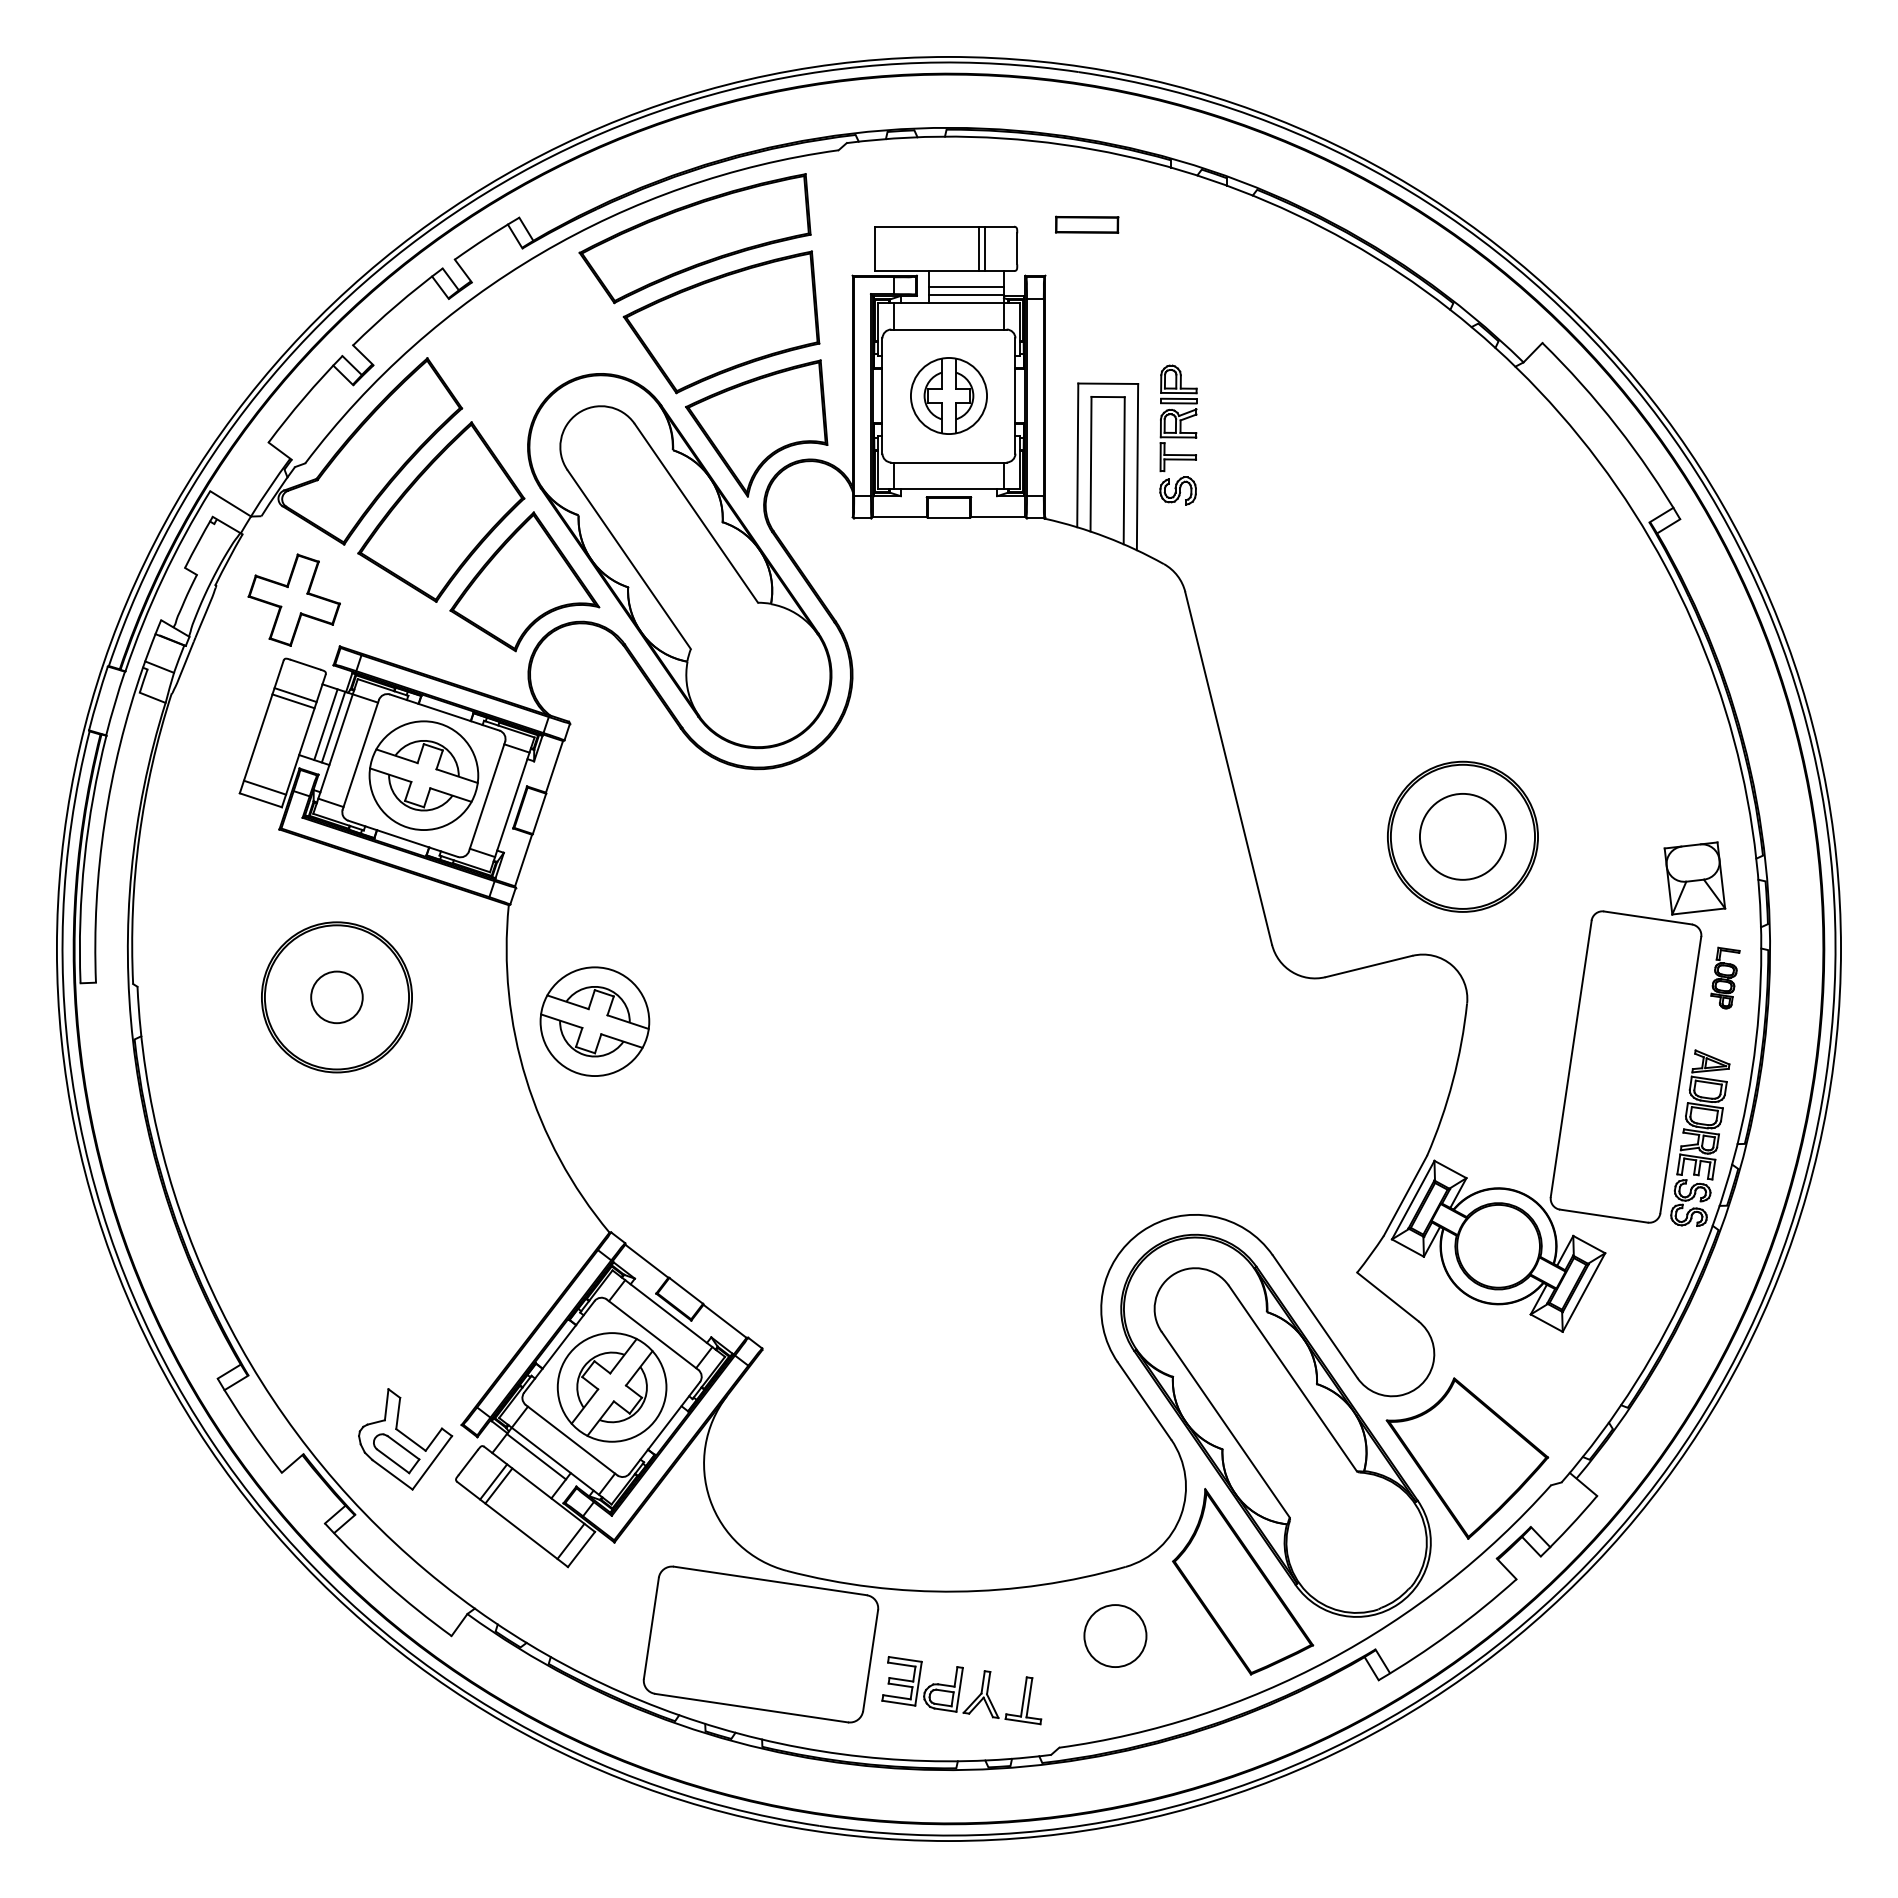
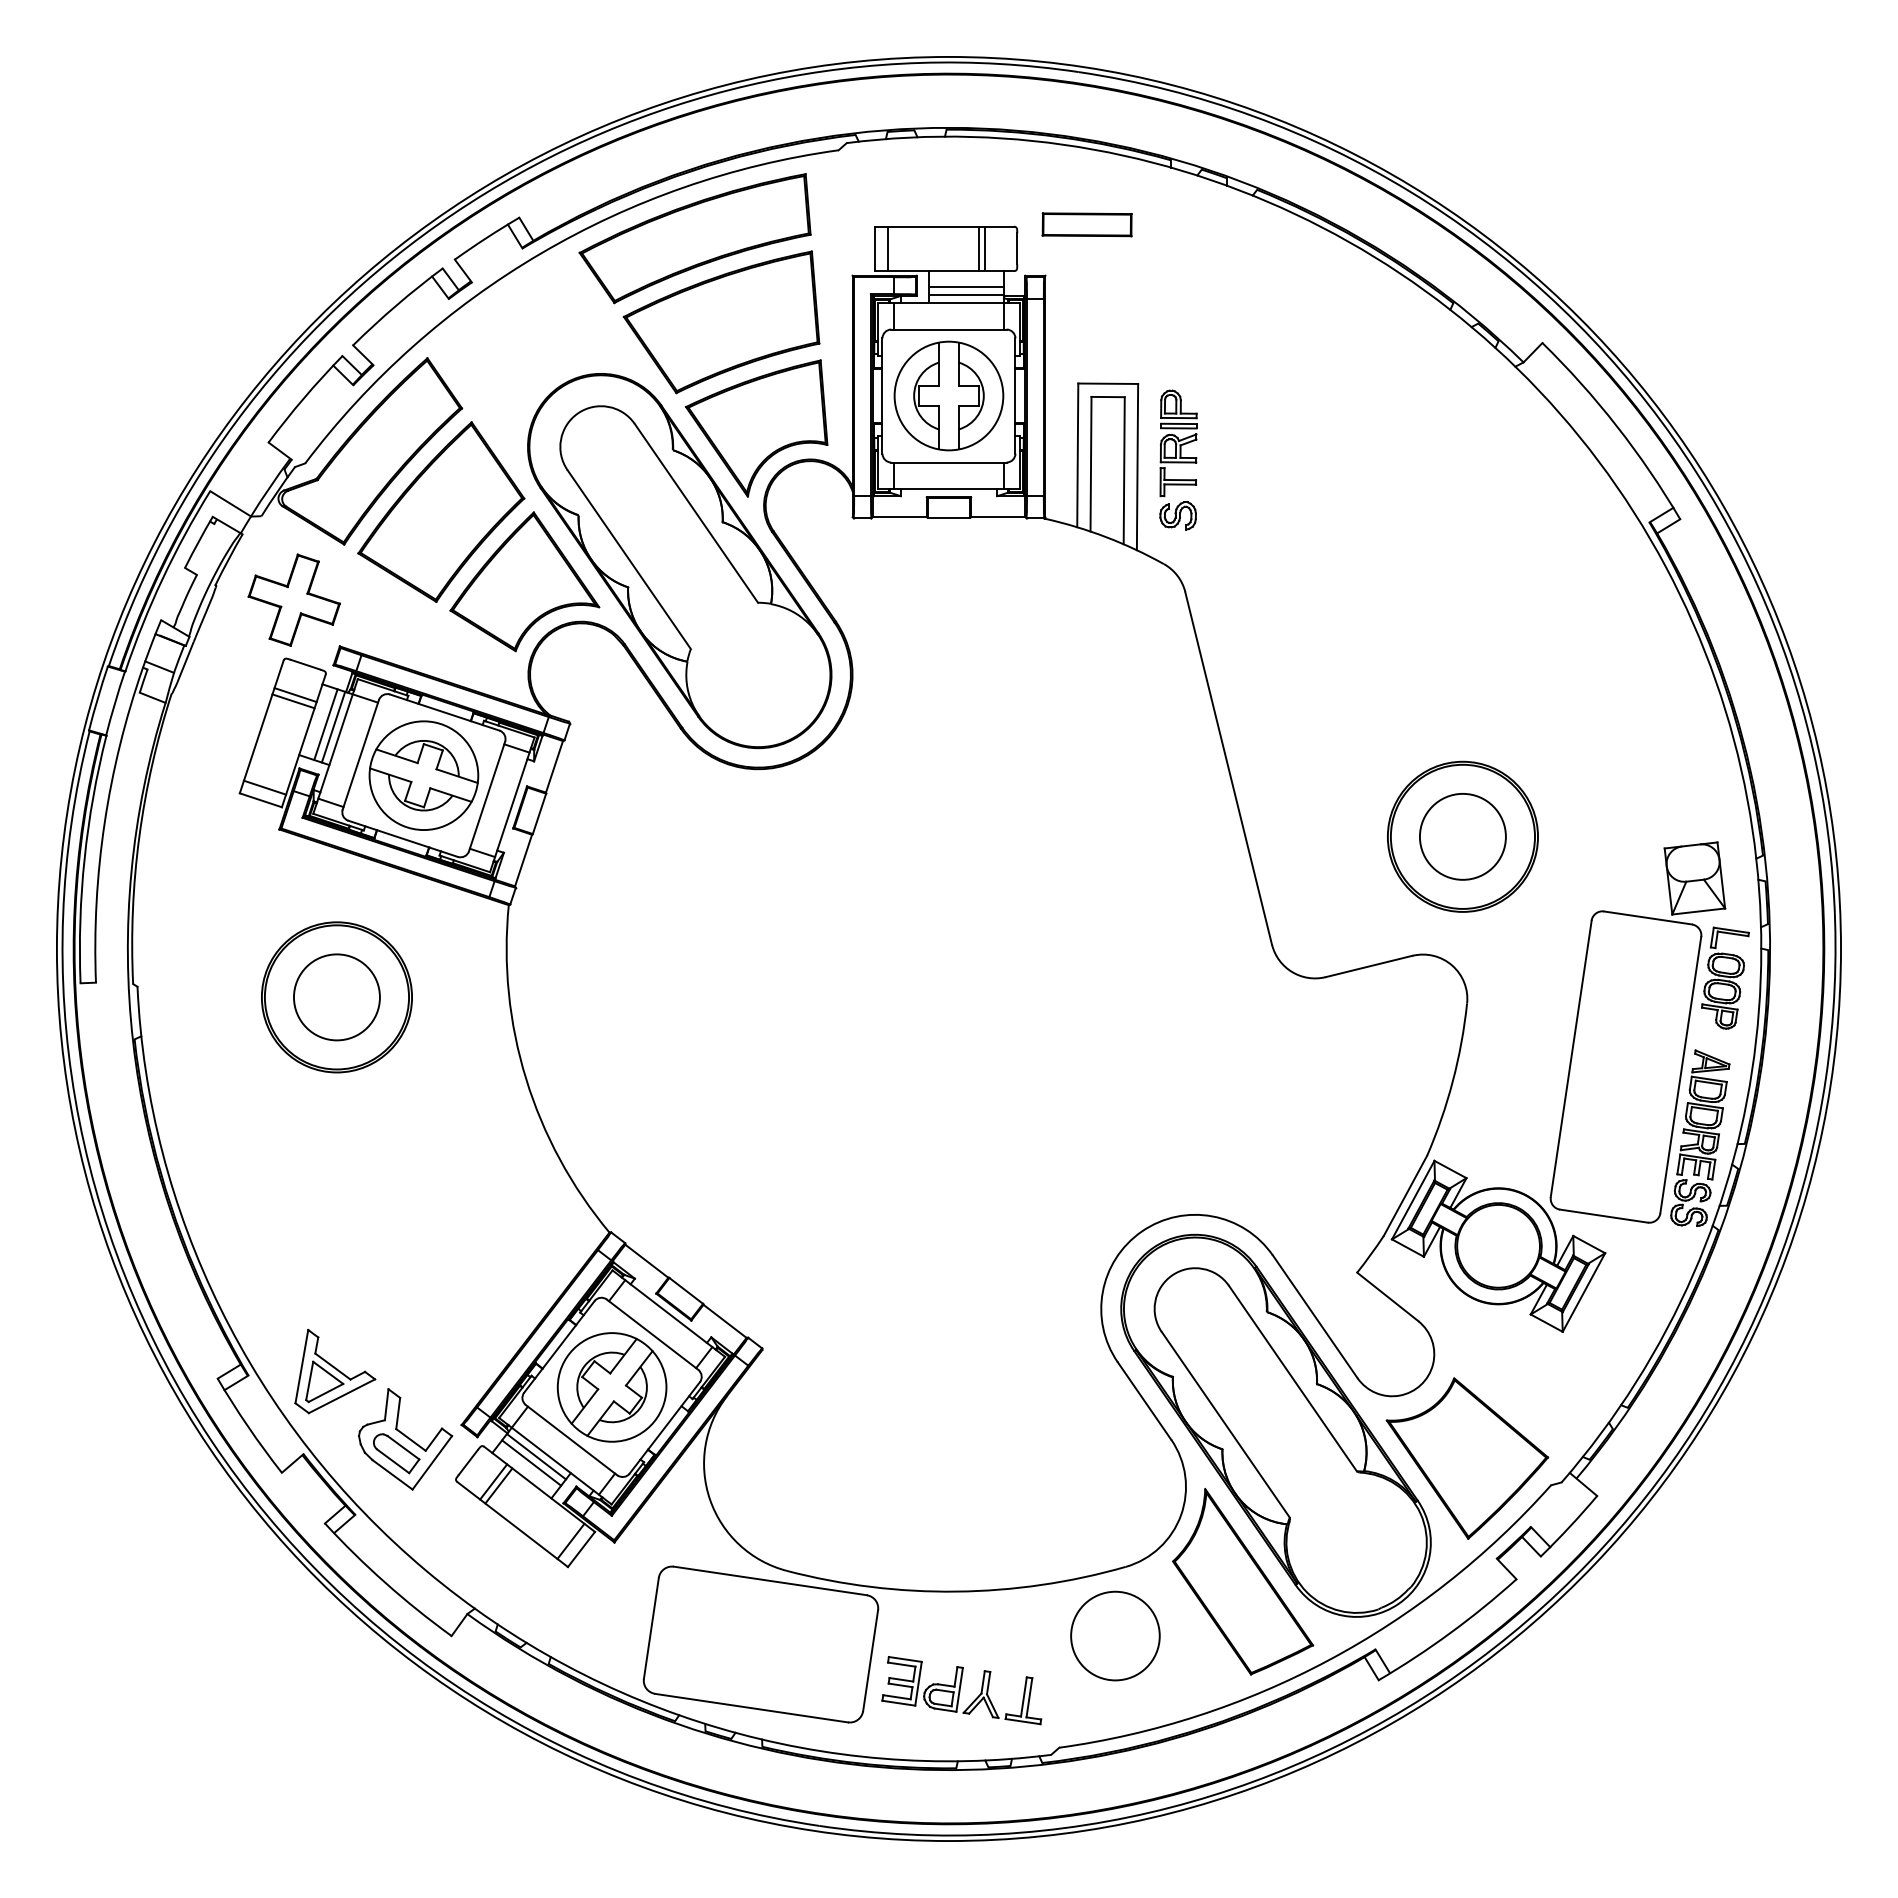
part size: 65x19 px -> 92x26 px (1086, 224)
line: none -> present (887, 248)
part size: 78x78 px -> 112x112 px (948, 395)
part position: (1178, 434) -> (1178, 459) (1178, 459)
part size: 31x64 px -> 49x104 px (1725, 977)
circle diameter: 52 px -> 86 px (336, 997)
part: present -> none (594, 1021)
part: none -> present (335, 1371)
line: none -> present (531, 1462)
circle diameter: 62 px -> 89 px (1115, 1635)
